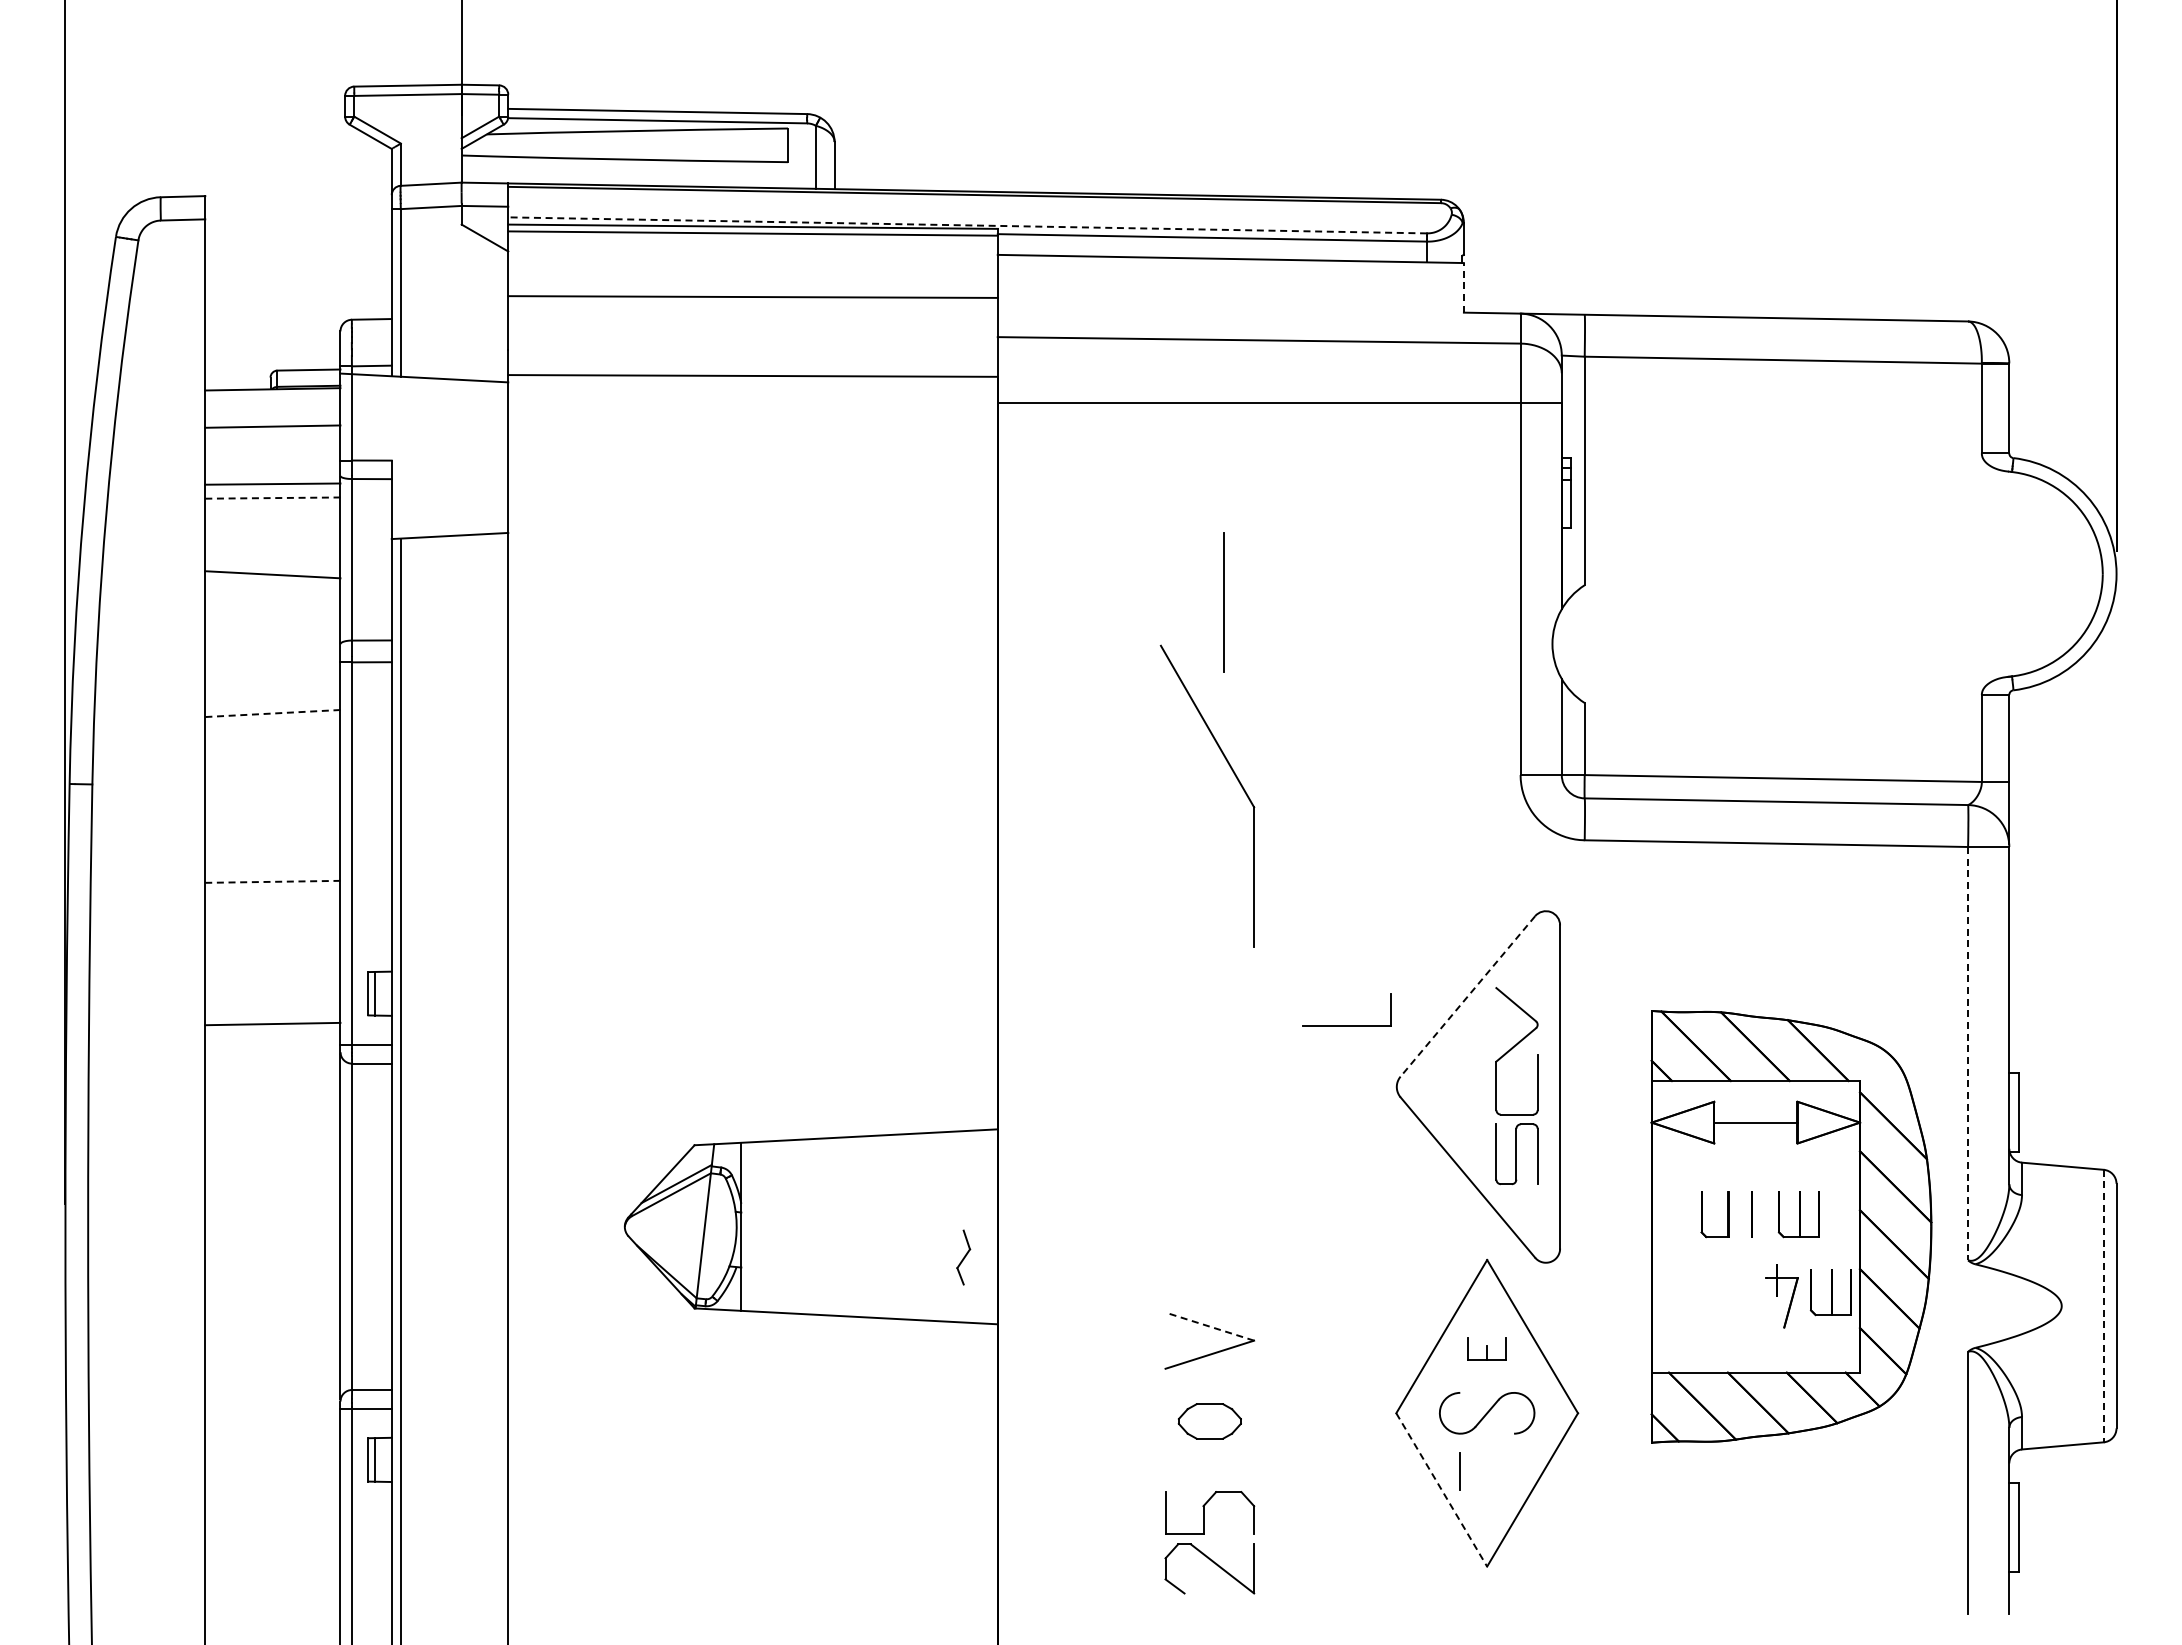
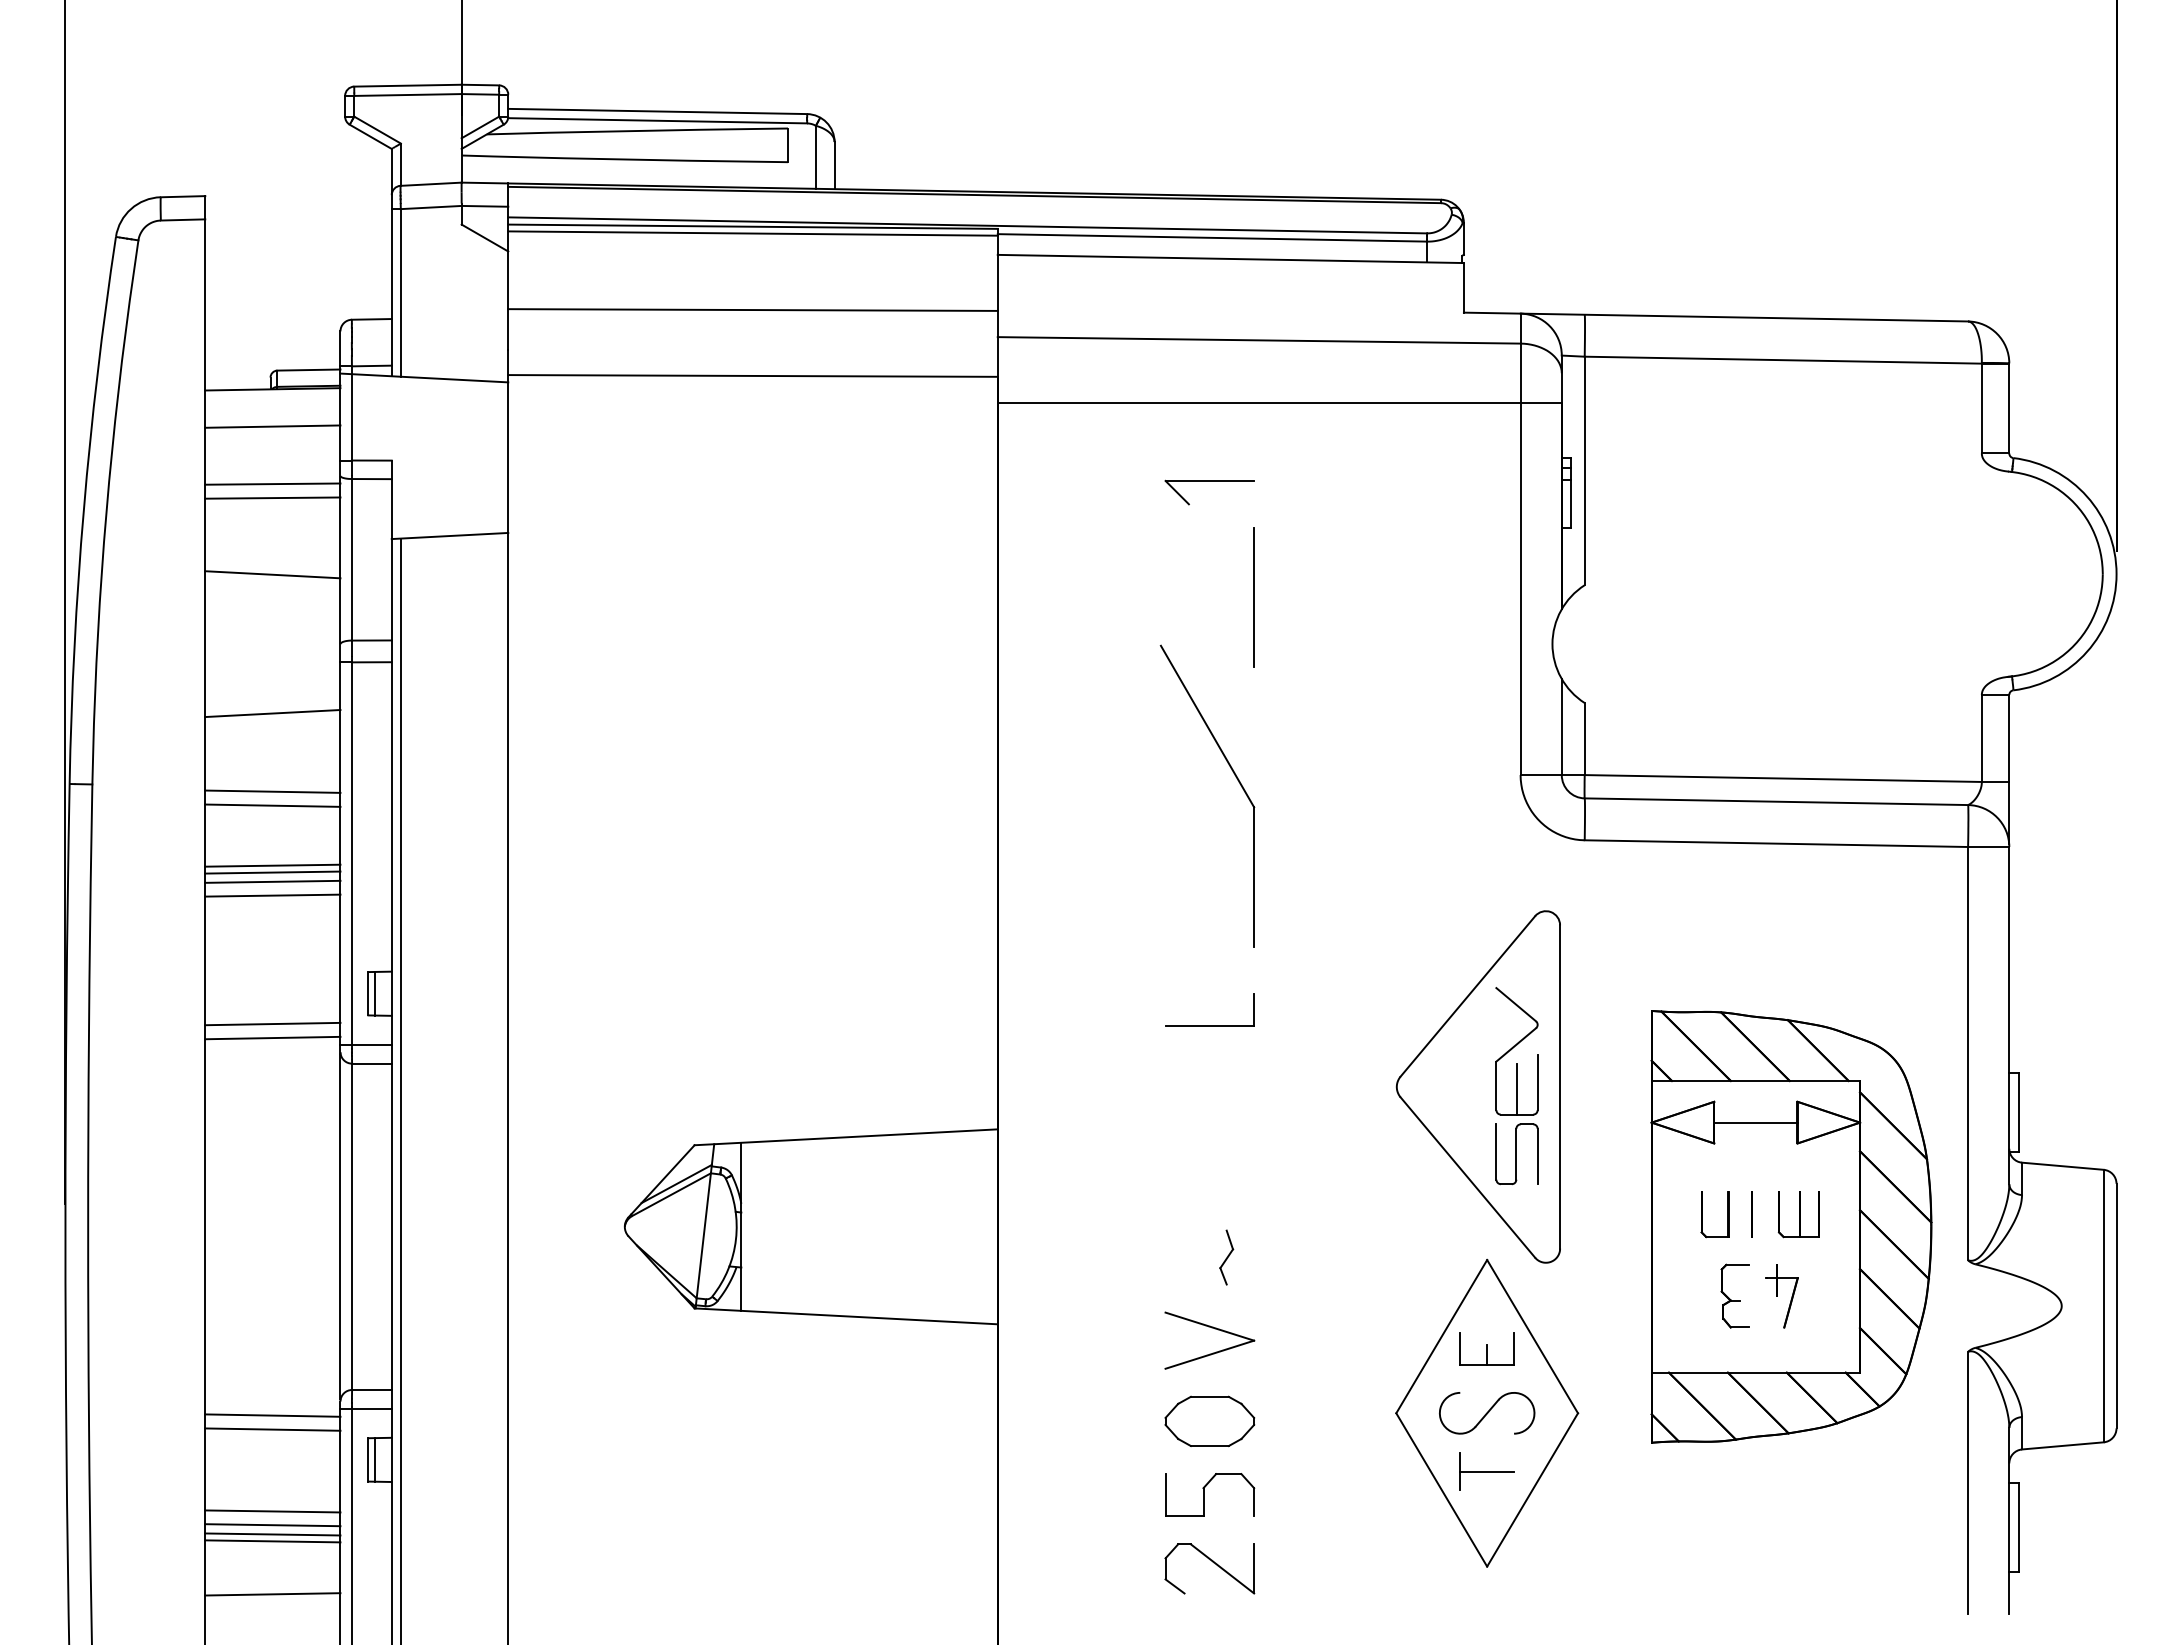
line: dashed -> solid (967, 225)
line: dashed -> solid (1463, 287)
line position: (752, 296) -> (752, 309) (752, 309)
part: none -> present (1209, 481)
line: dashed -> solid (272, 498)
line position: (1223, 602) -> (1253, 597) (1253, 597)
line: dashed -> solid (272, 713)
line: none -> present (272, 791)
line: none -> present (272, 805)
line: none -> present (272, 865)
line: none -> present (272, 872)
line: dashed -> solid (272, 881)
line: none -> present (272, 895)
line: dashed -> solid (1467, 996)
part position: (1346, 1025) -> (1209, 1025) (1209, 1025)
line: none -> present (272, 1037)
line: dashed -> solid (1968, 1053)
line: none -> present (1517, 1088)
part position: (963, 1257) -> (1226, 1257) (1226, 1257)
part: present -> none (1830, 1292)
part: none -> present (1734, 1295)
line: dashed -> solid (2103, 1306)
line: dashed -> solid (1209, 1326)
part size: 40x24 px -> 56x34 px (1486, 1348)
line: none -> present (272, 1415)
part size: 65x37 px -> 92x53 px (1209, 1421)
line: none -> present (272, 1429)
line: none -> present (1487, 1471)
line: dashed -> solid (1441, 1490)
line: none -> present (272, 1511)
part position: (1210, 1512) -> (1210, 1494) (1210, 1494)
line: none -> present (272, 1525)
line: none -> present (272, 1534)
line: none -> present (272, 1541)
line: none -> present (272, 1594)
